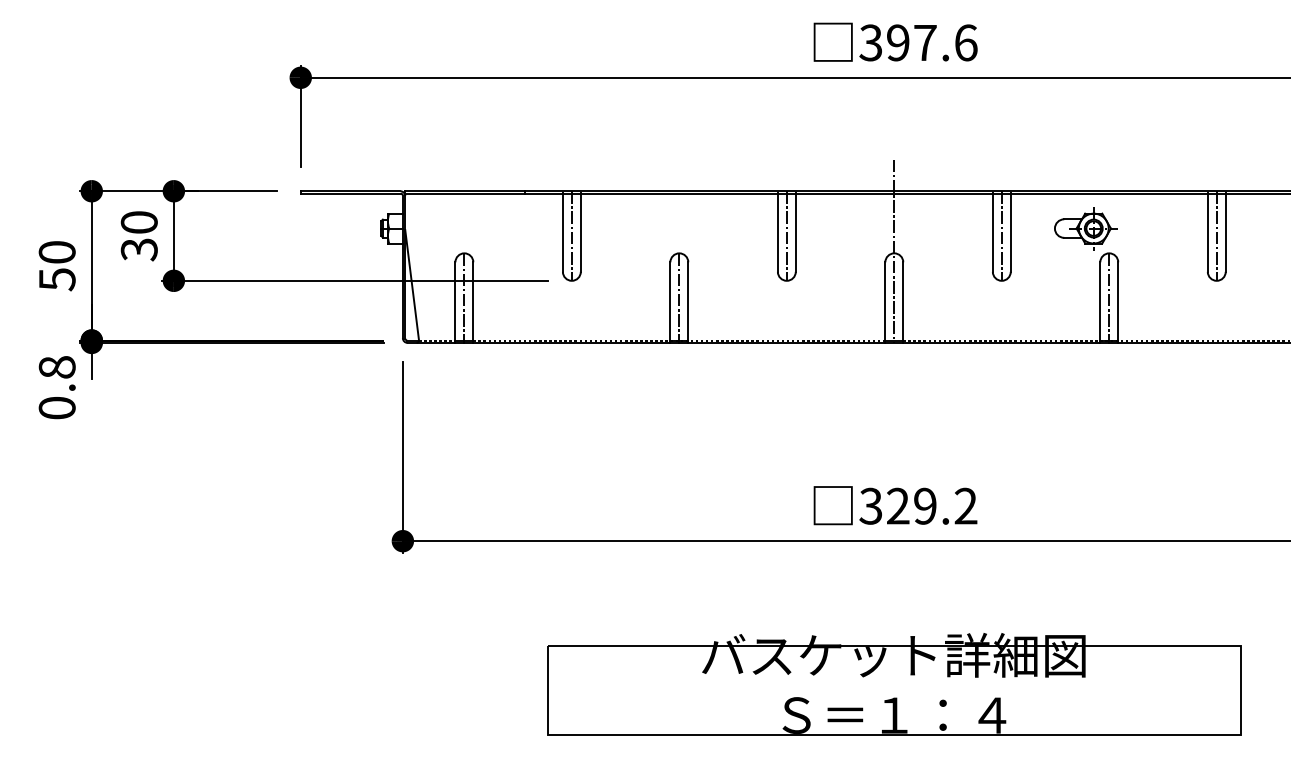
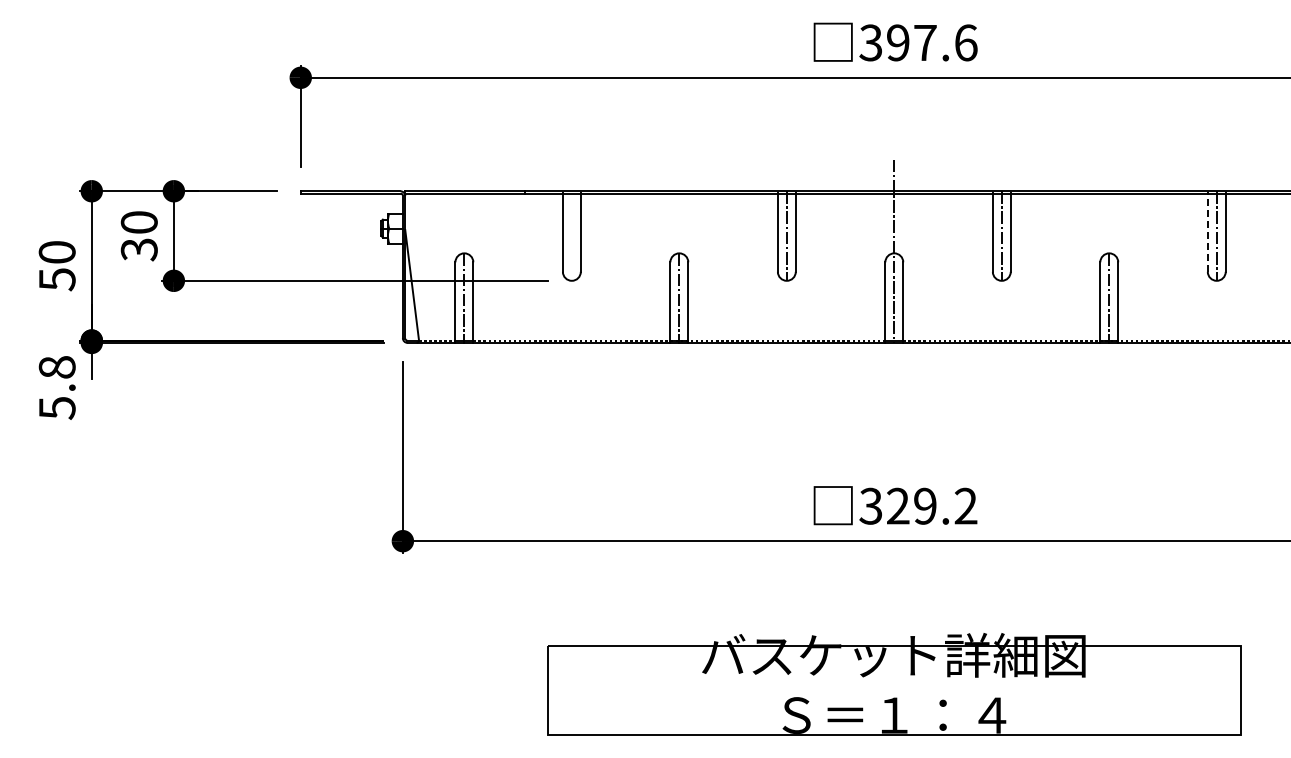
part: present -> none (1085, 228)
line: solid -> dashed (1207, 232)
line: present -> none (571, 235)
text: 0.8 -> 5.8 (56, 408)
